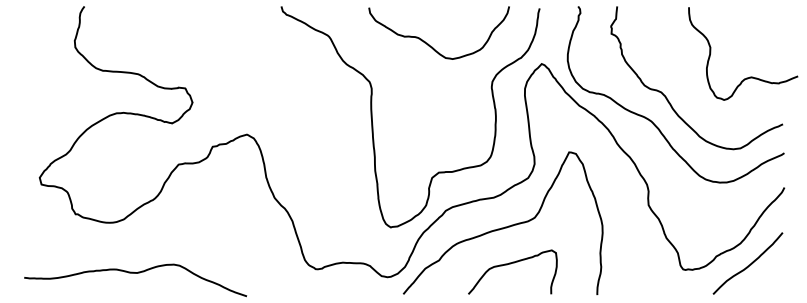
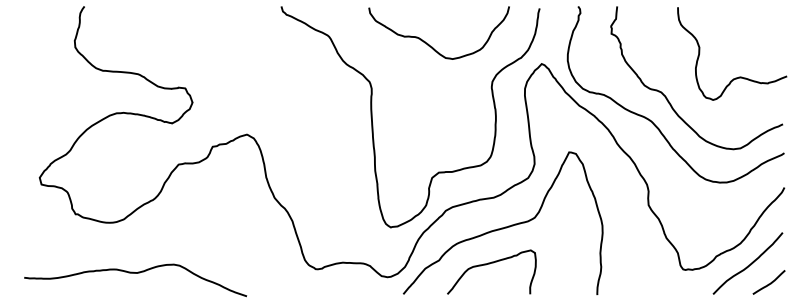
curve position: (749, 76) -> (738, 76) (738, 76)
curve position: (510, 264) -> (489, 264) (489, 264)
curve: none -> present (768, 283)
